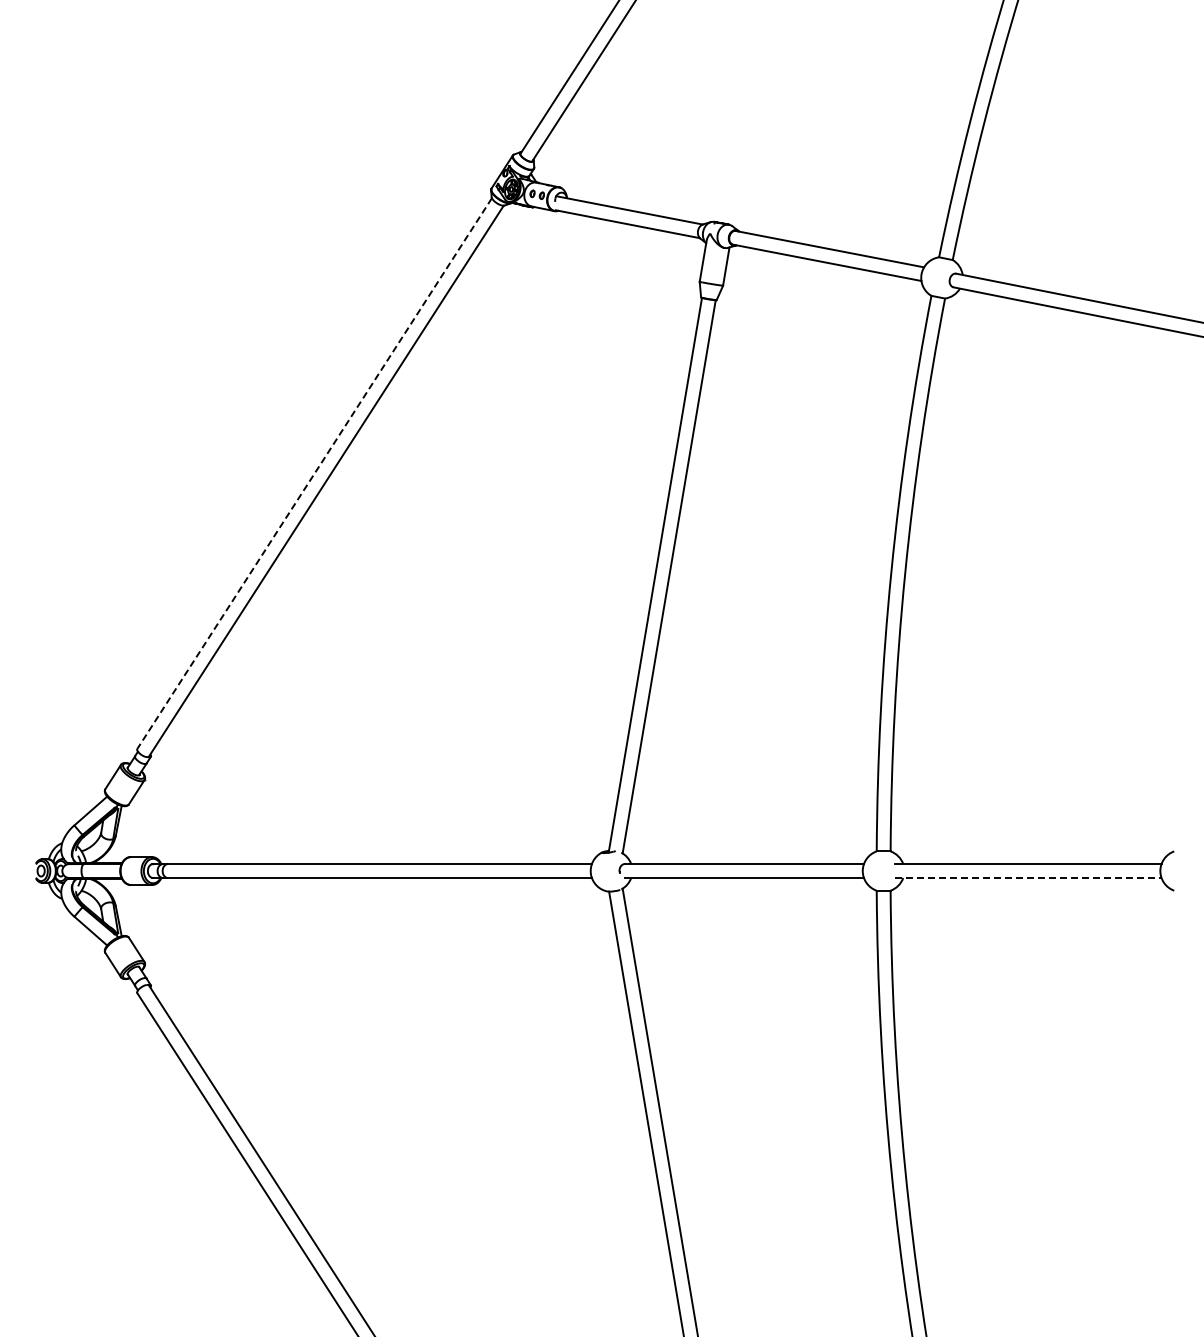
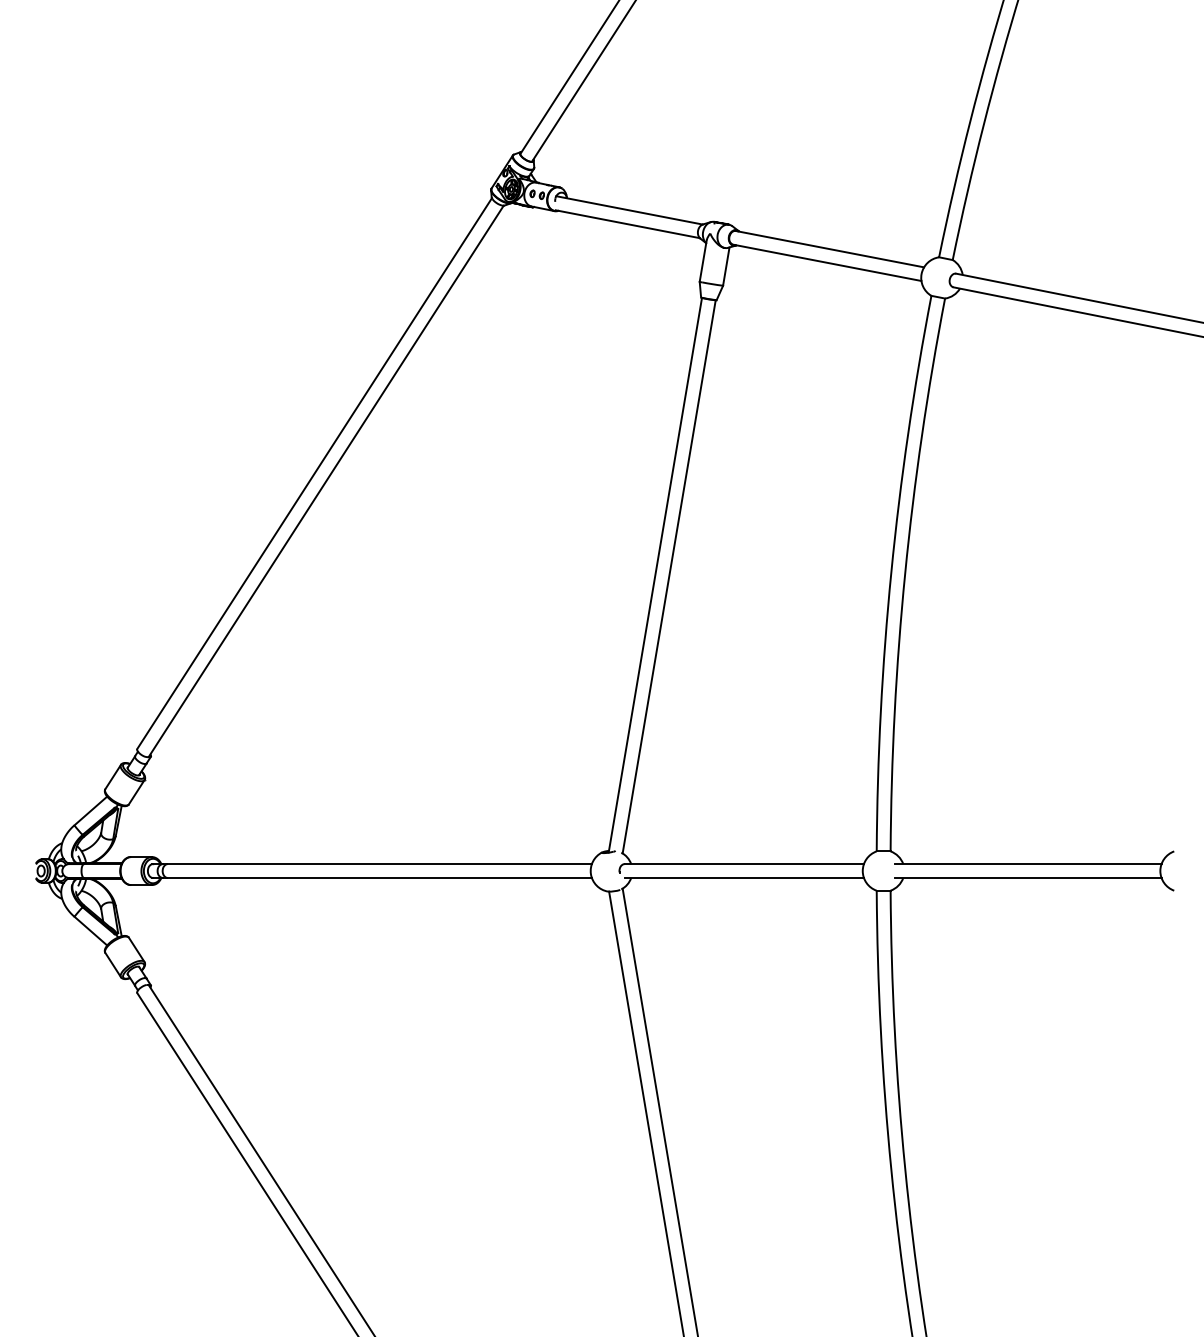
line: dashed -> solid (314, 473)
line: dashed -> solid (1028, 878)
